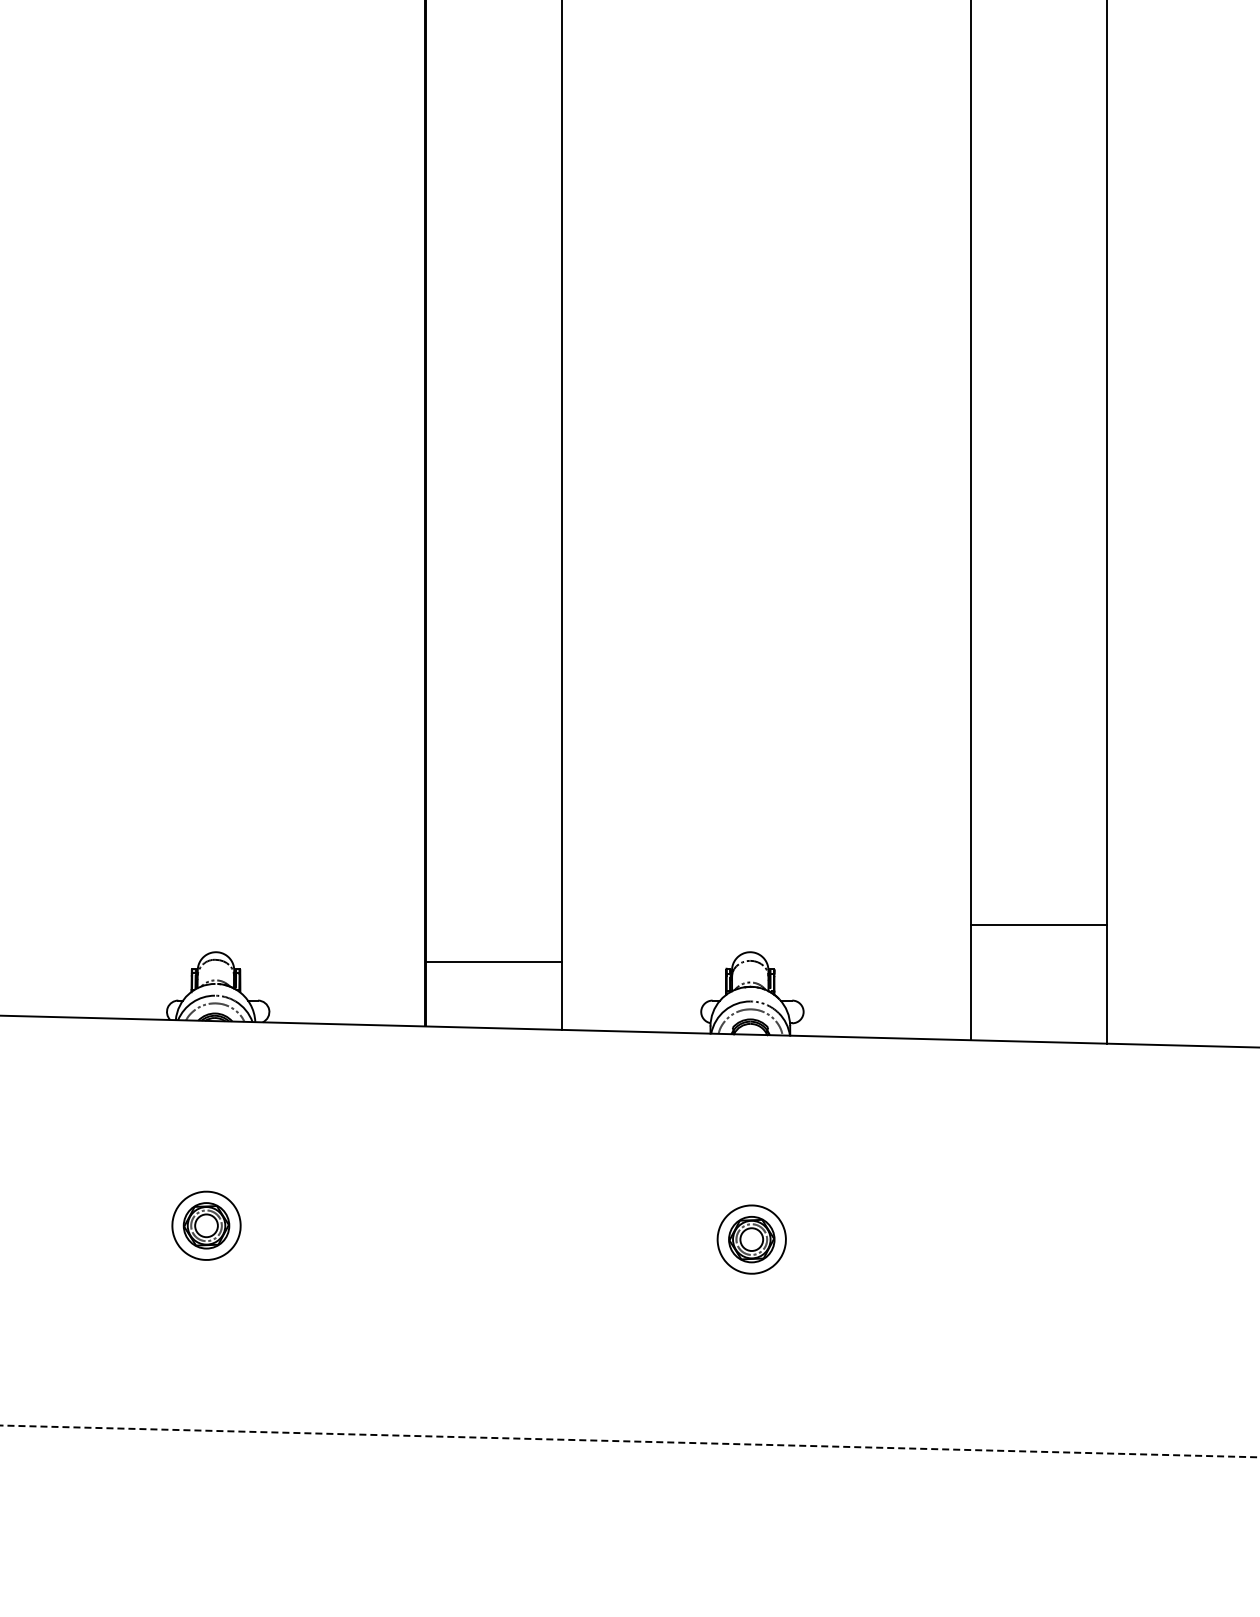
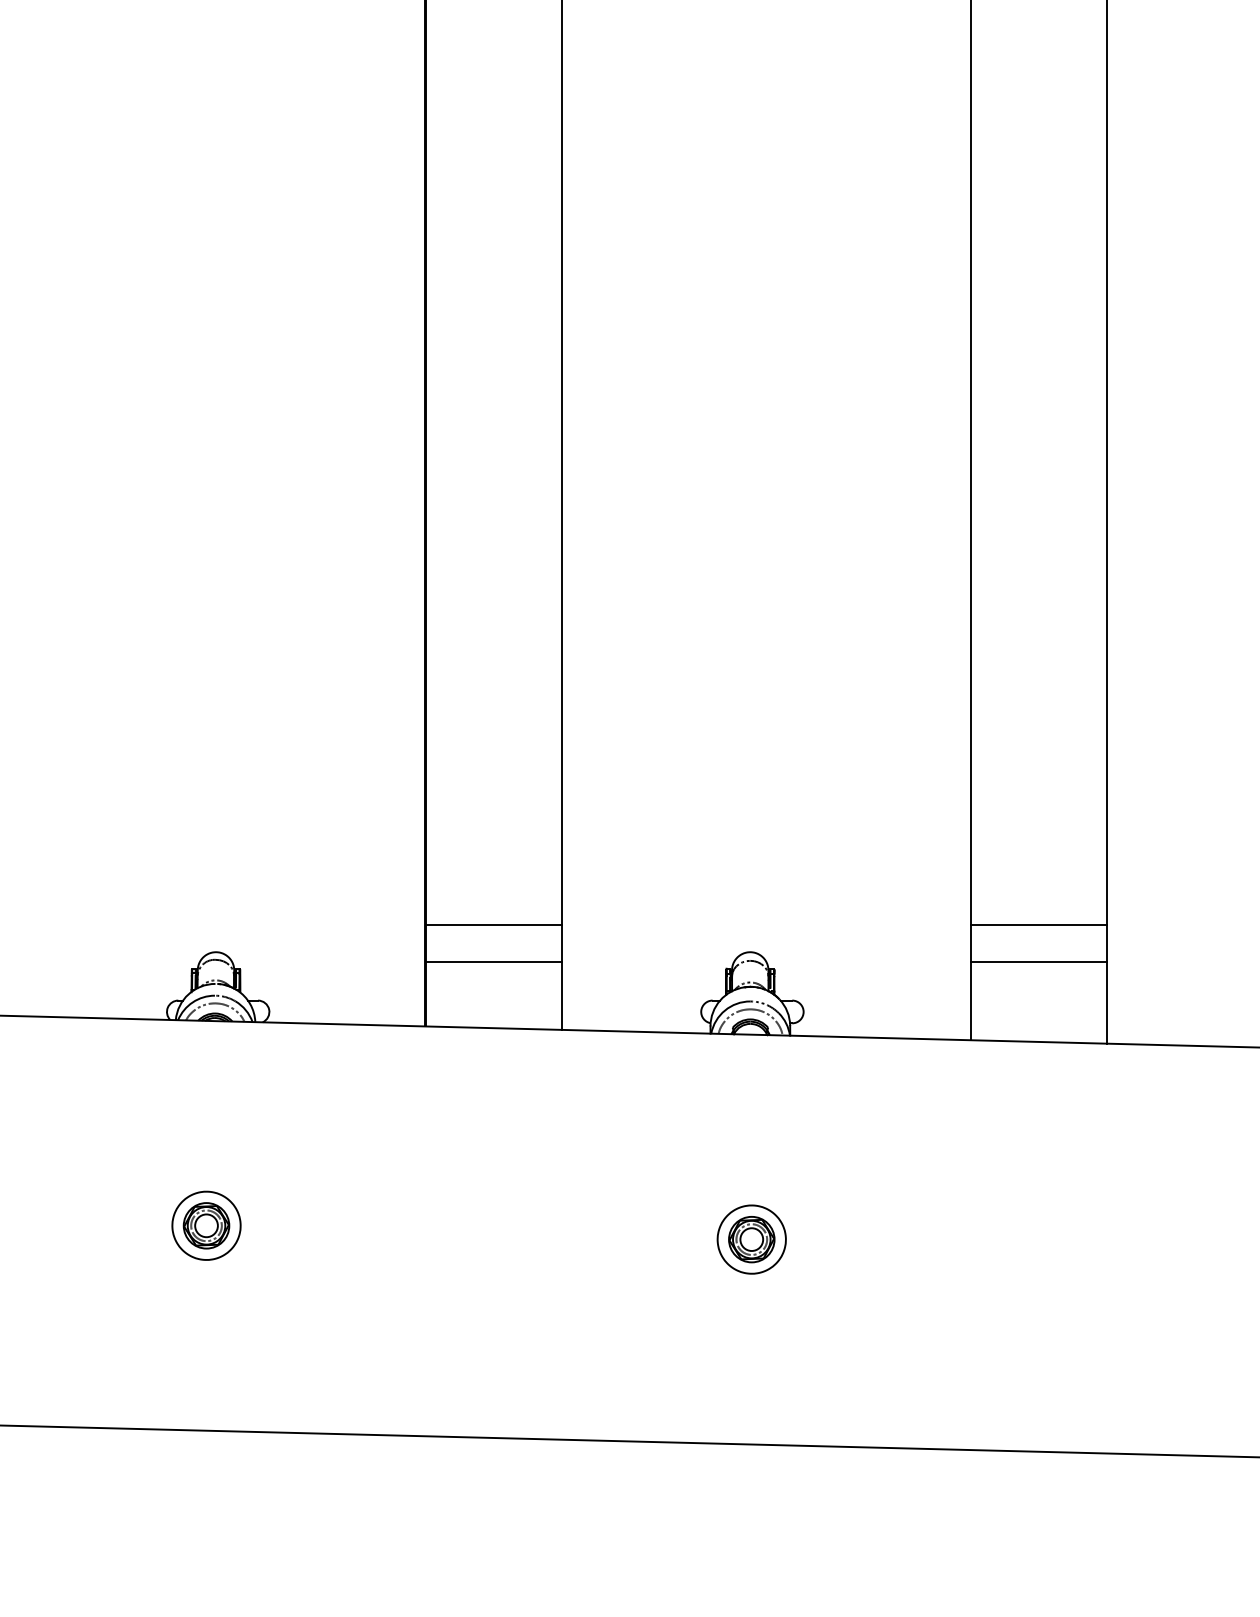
line: none -> present (493, 925)
line: none -> present (1038, 961)
line: dashed -> solid (629, 1441)
